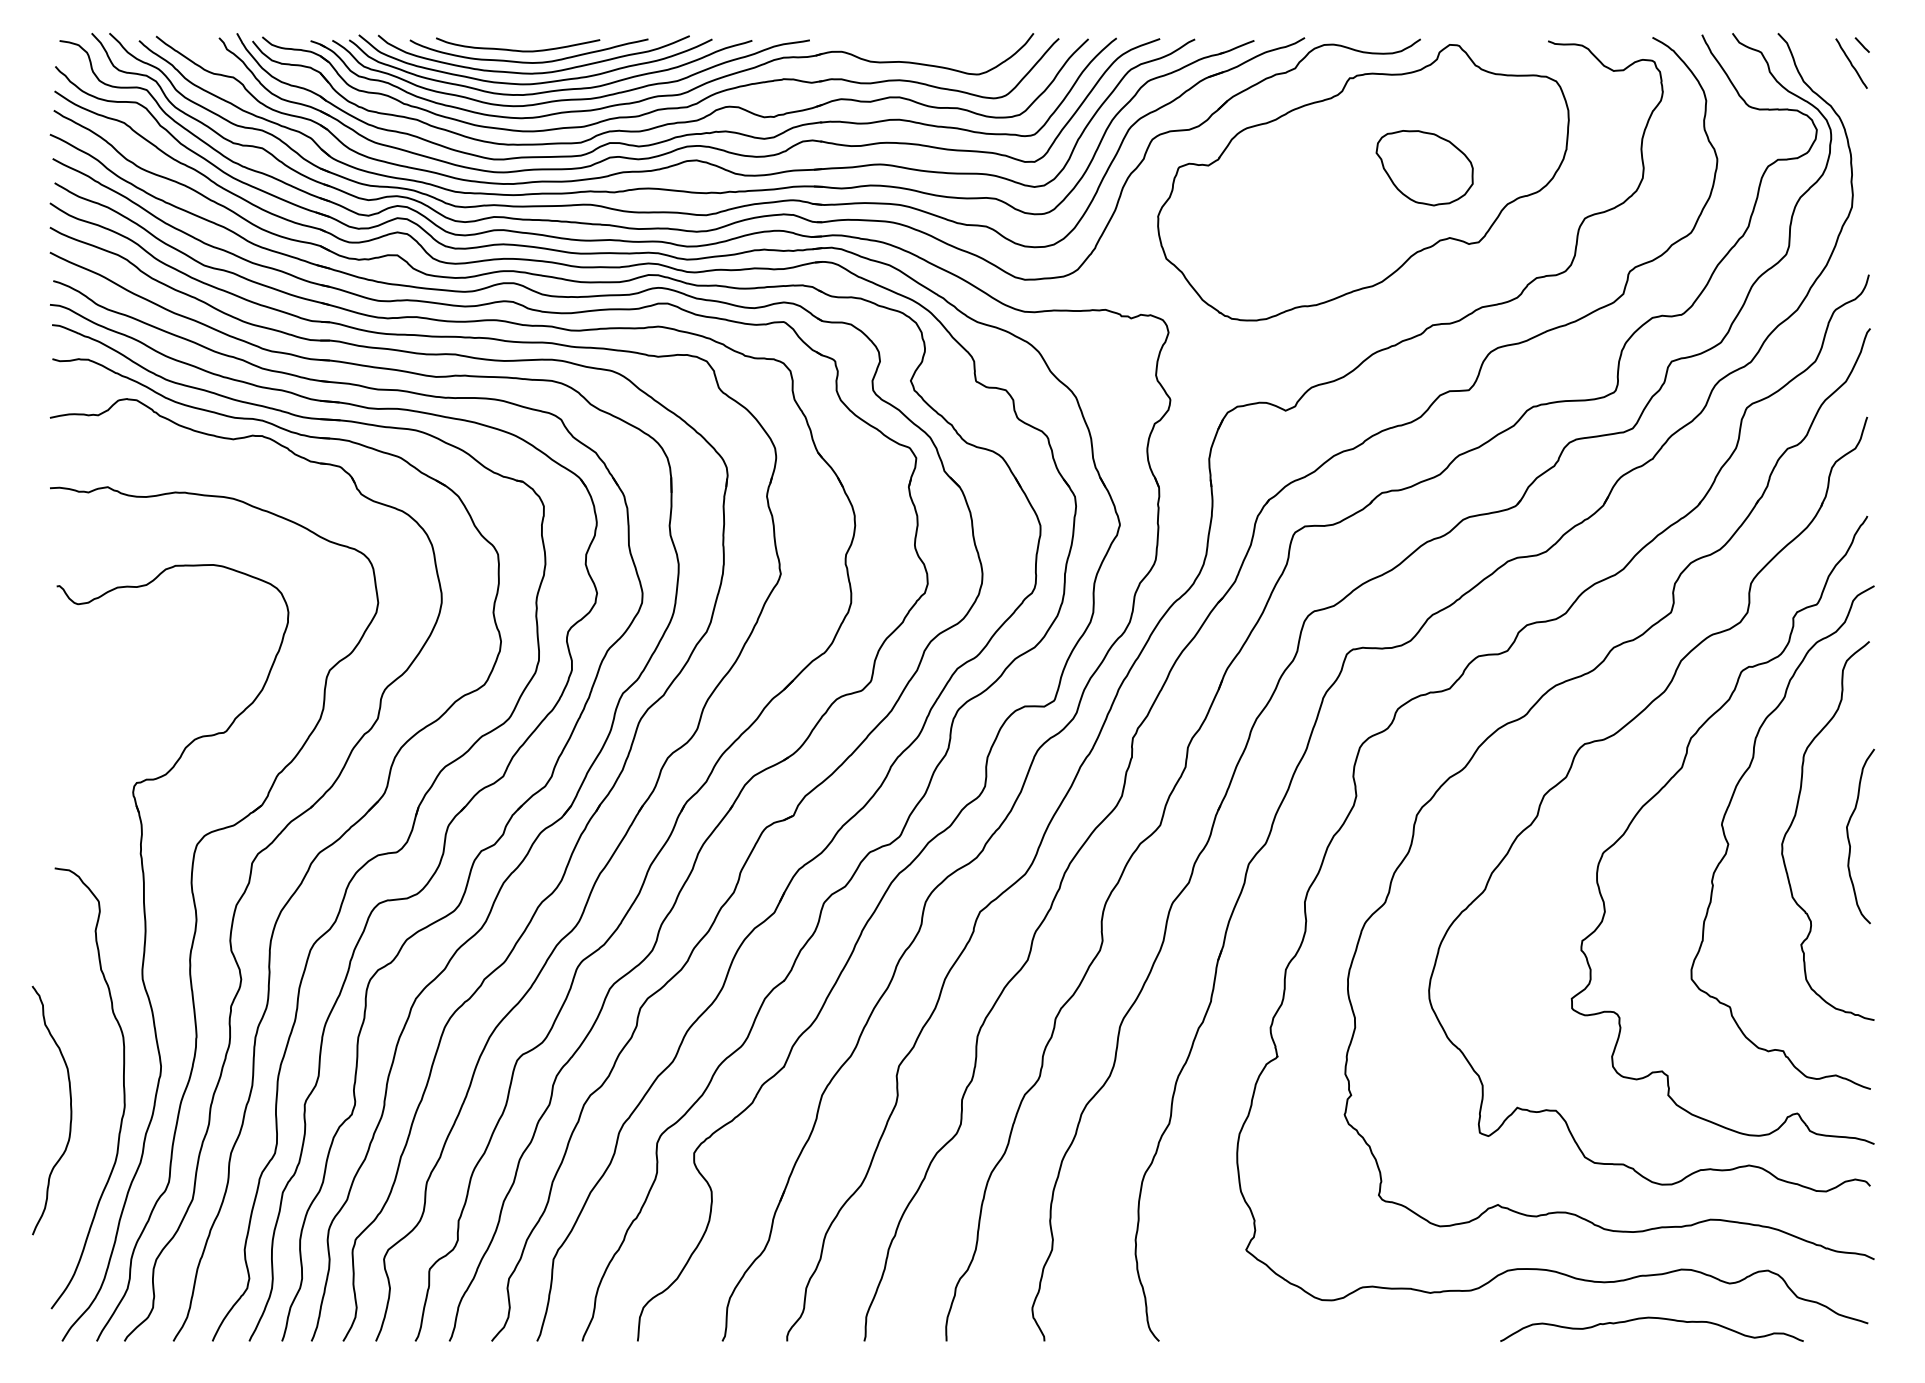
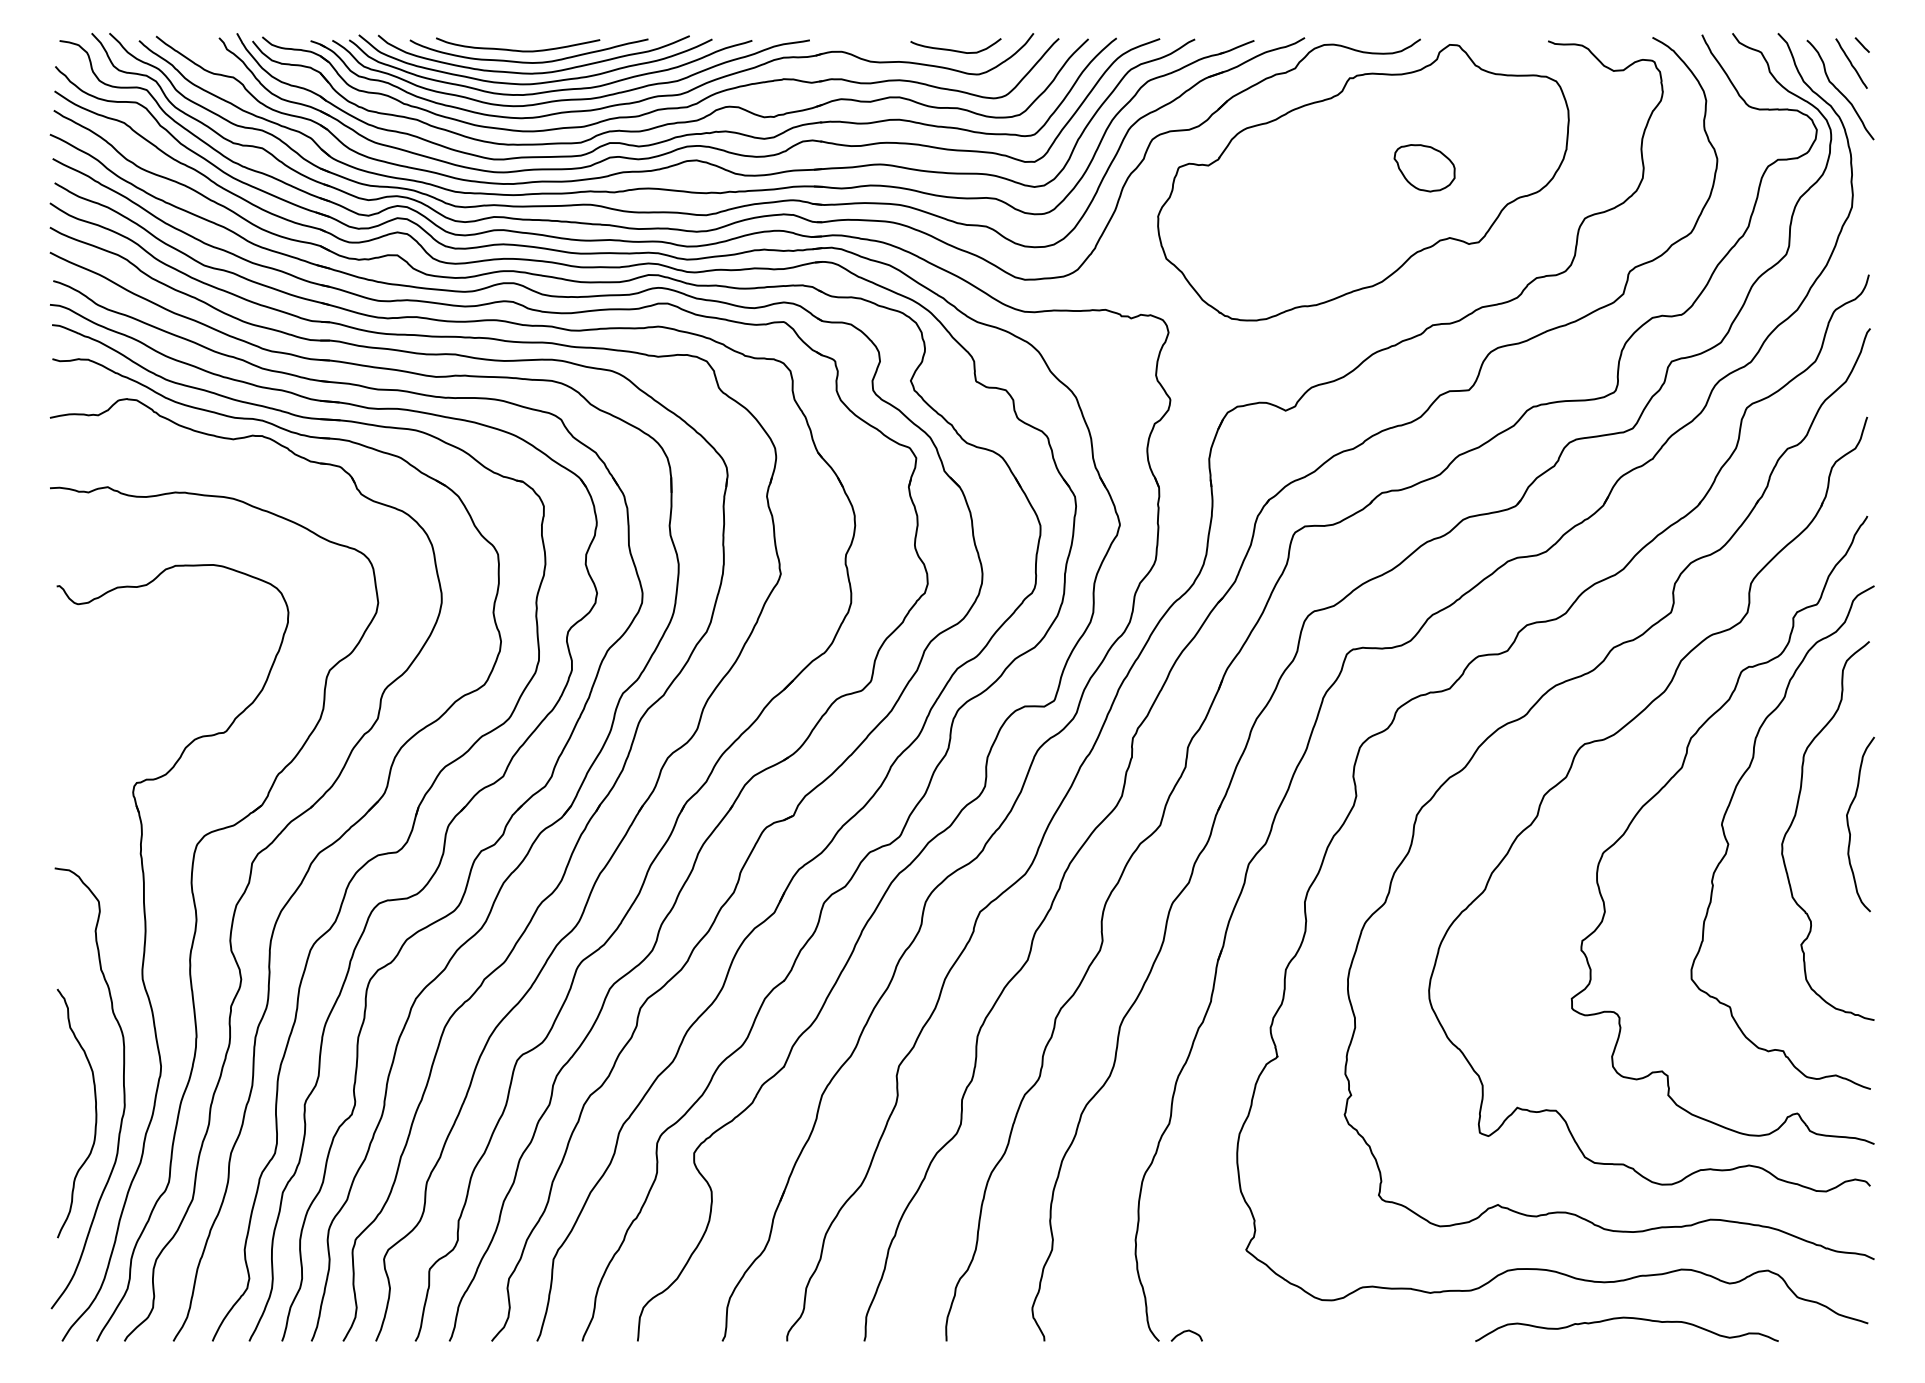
curve: none -> present (953, 49)
curve: none -> present (1839, 90)
part size: 99x77 px -> 63x49 px (1424, 168)
curve position: (1849, 838) -> (1849, 826) (1849, 826)
curve position: (70, 1110) -> (95, 1113) (95, 1113)
curve position: (1651, 1318) -> (1626, 1318) (1626, 1318)
curve: none -> present (1185, 1332)
